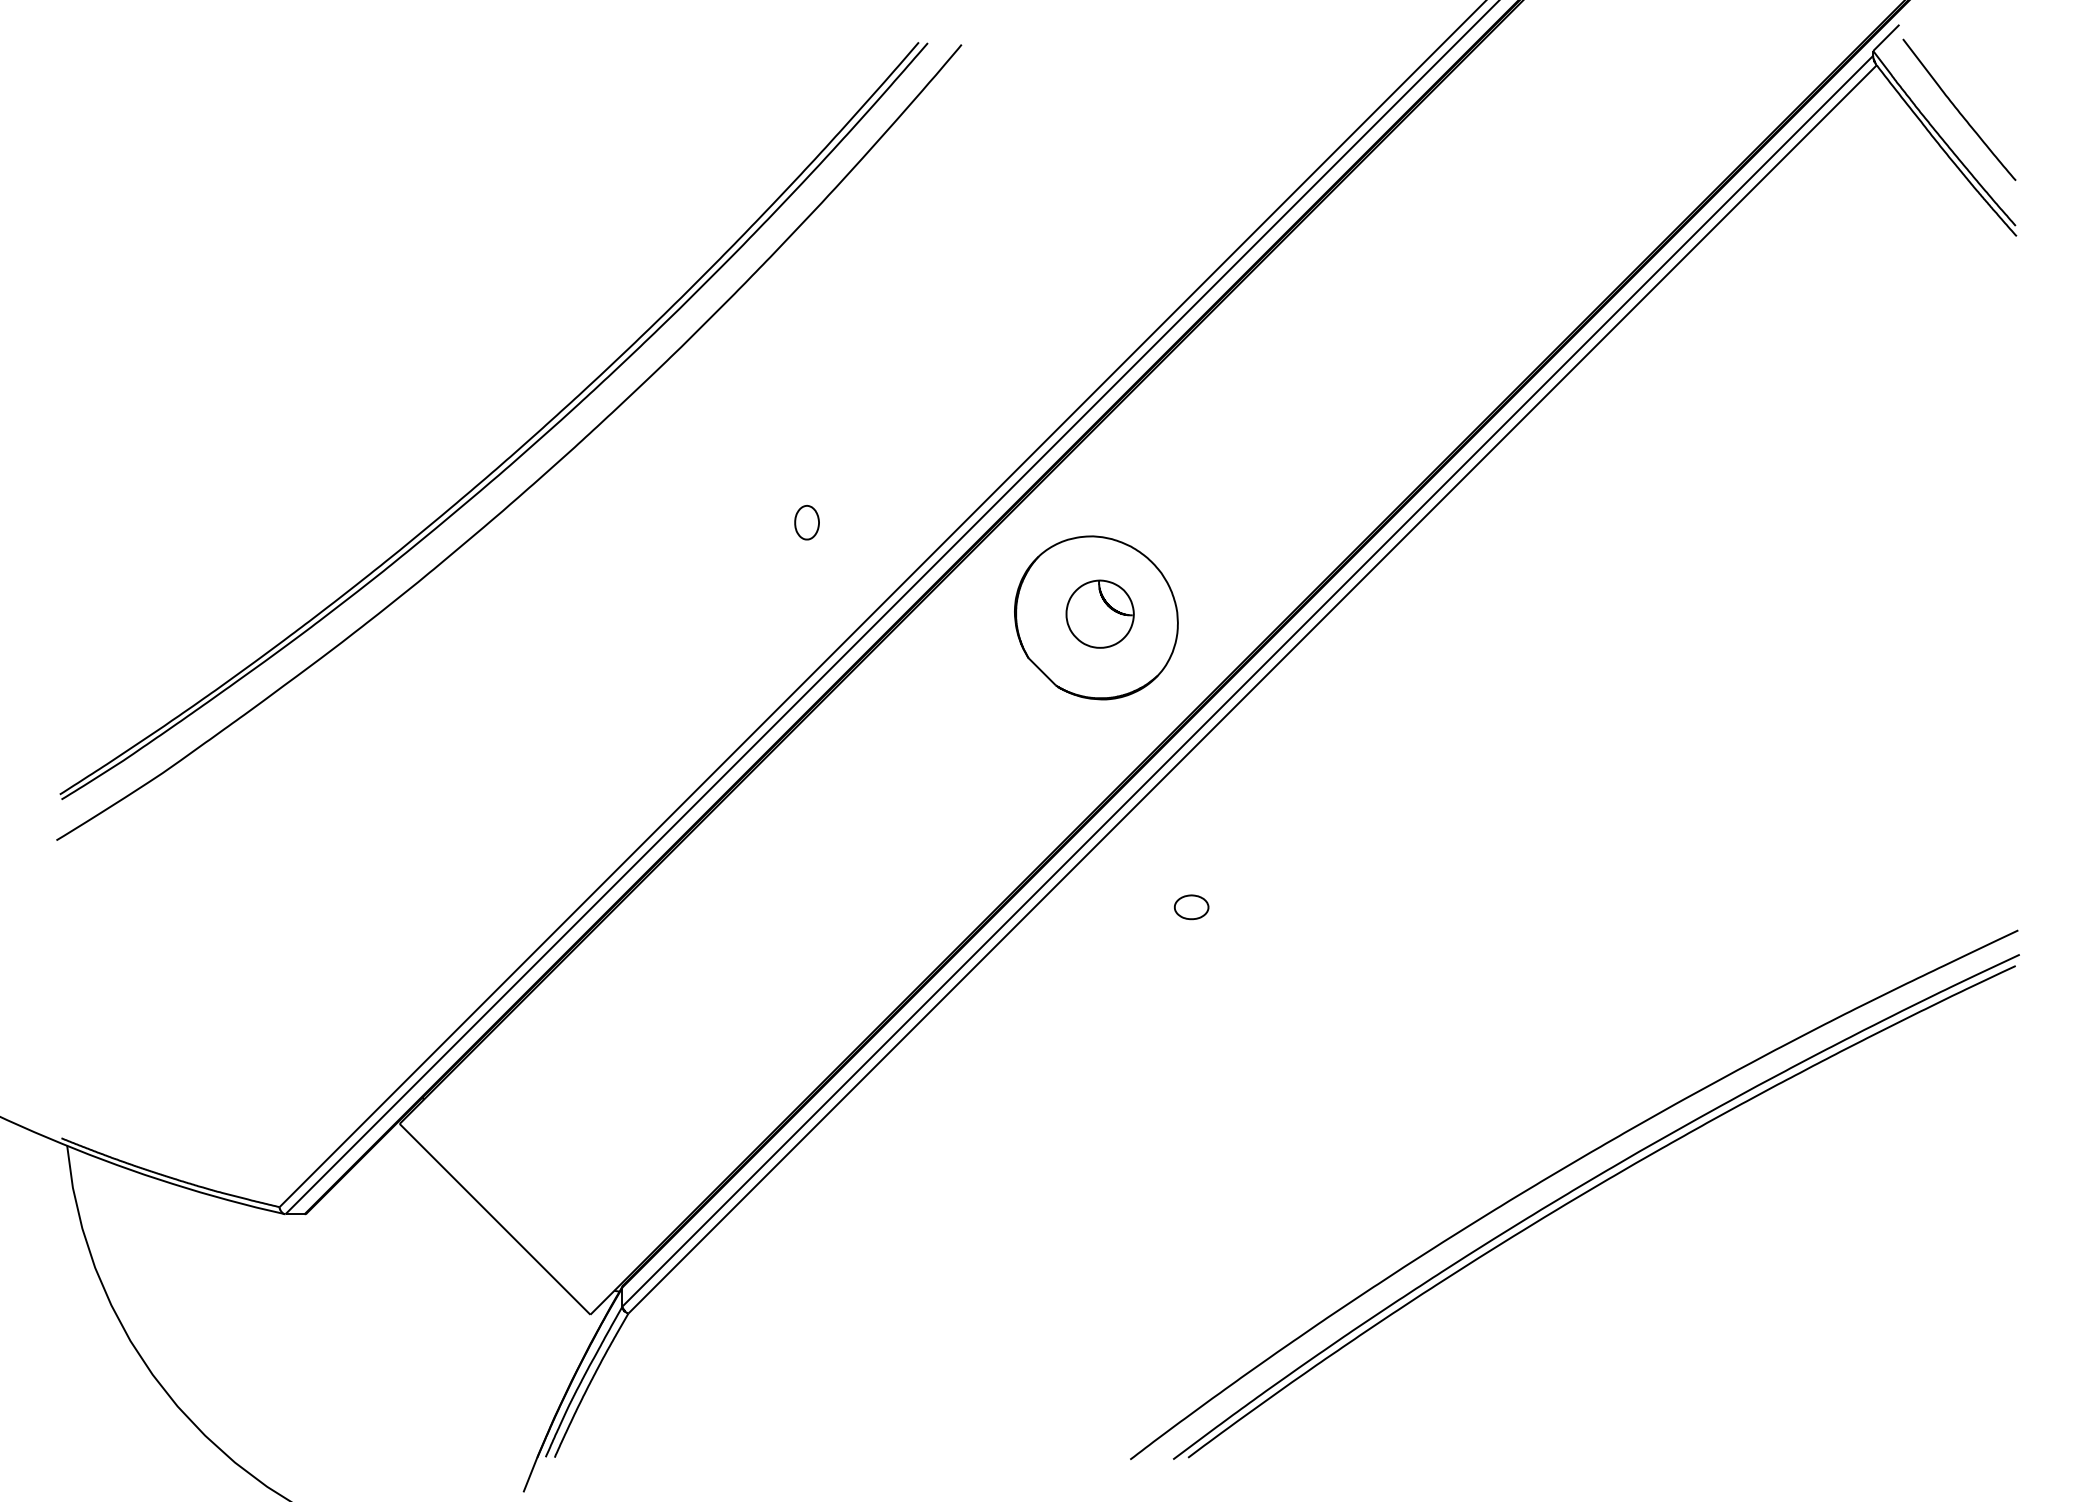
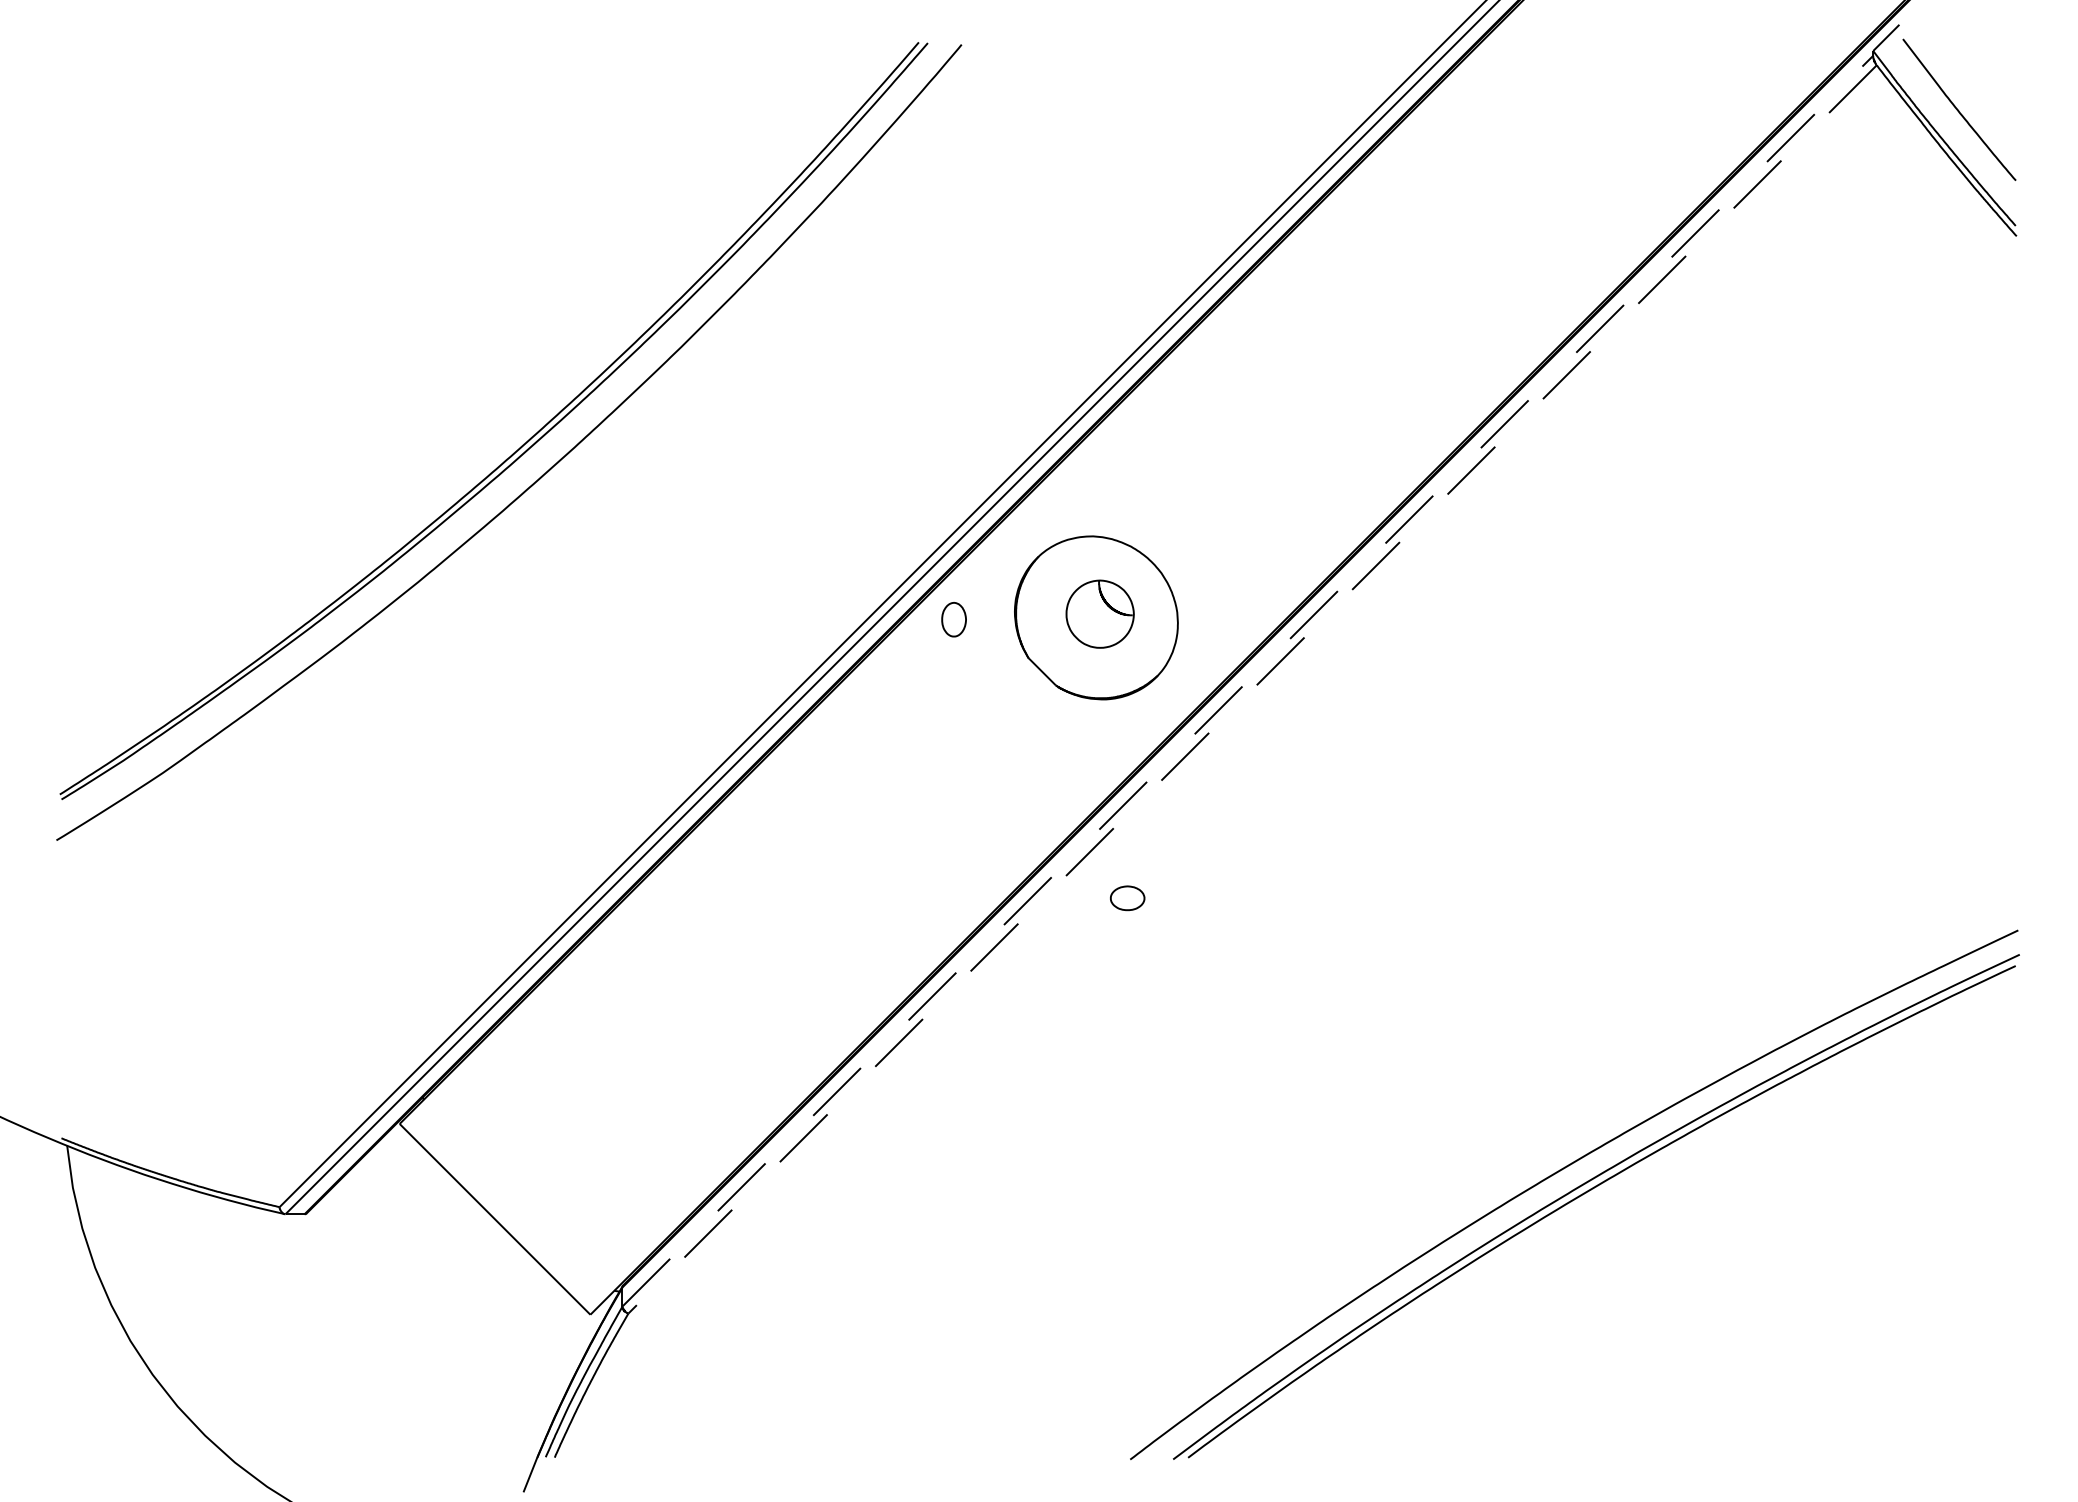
part position: (806, 522) -> (953, 619) (953, 619)
line: solid -> dashed (1248, 680)
line: solid -> dashed (1252, 689)
part position: (1191, 907) -> (1127, 898) (1127, 898)
